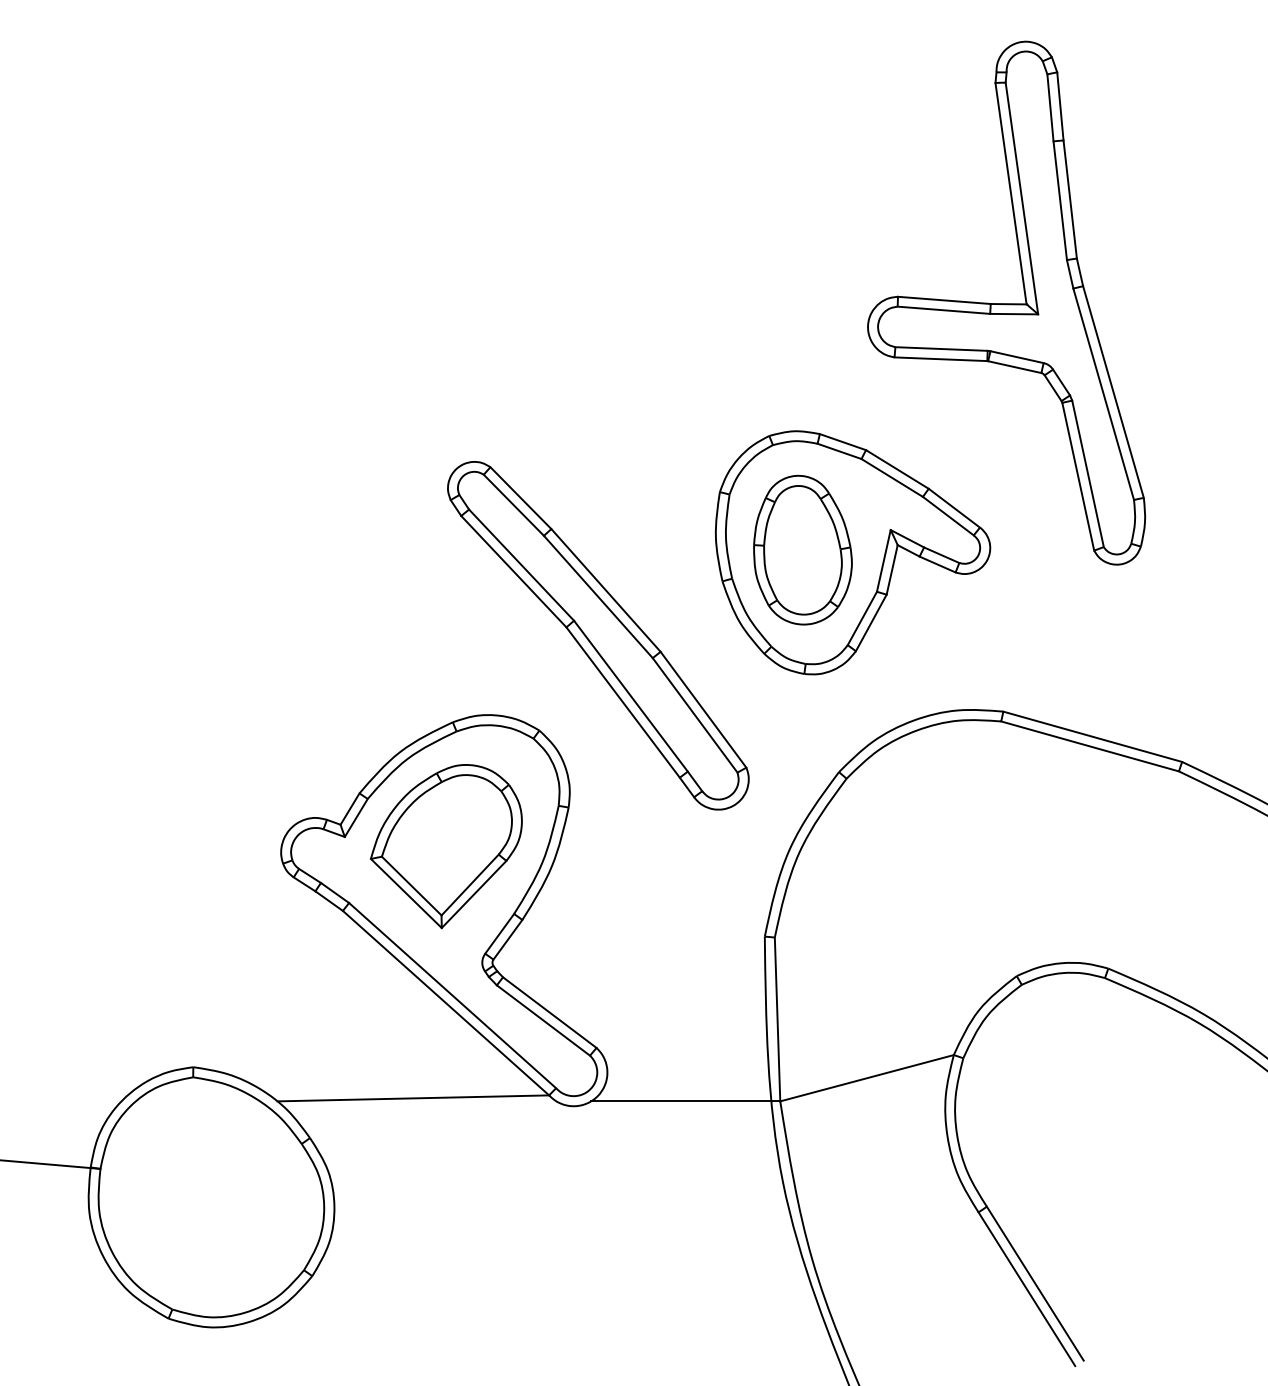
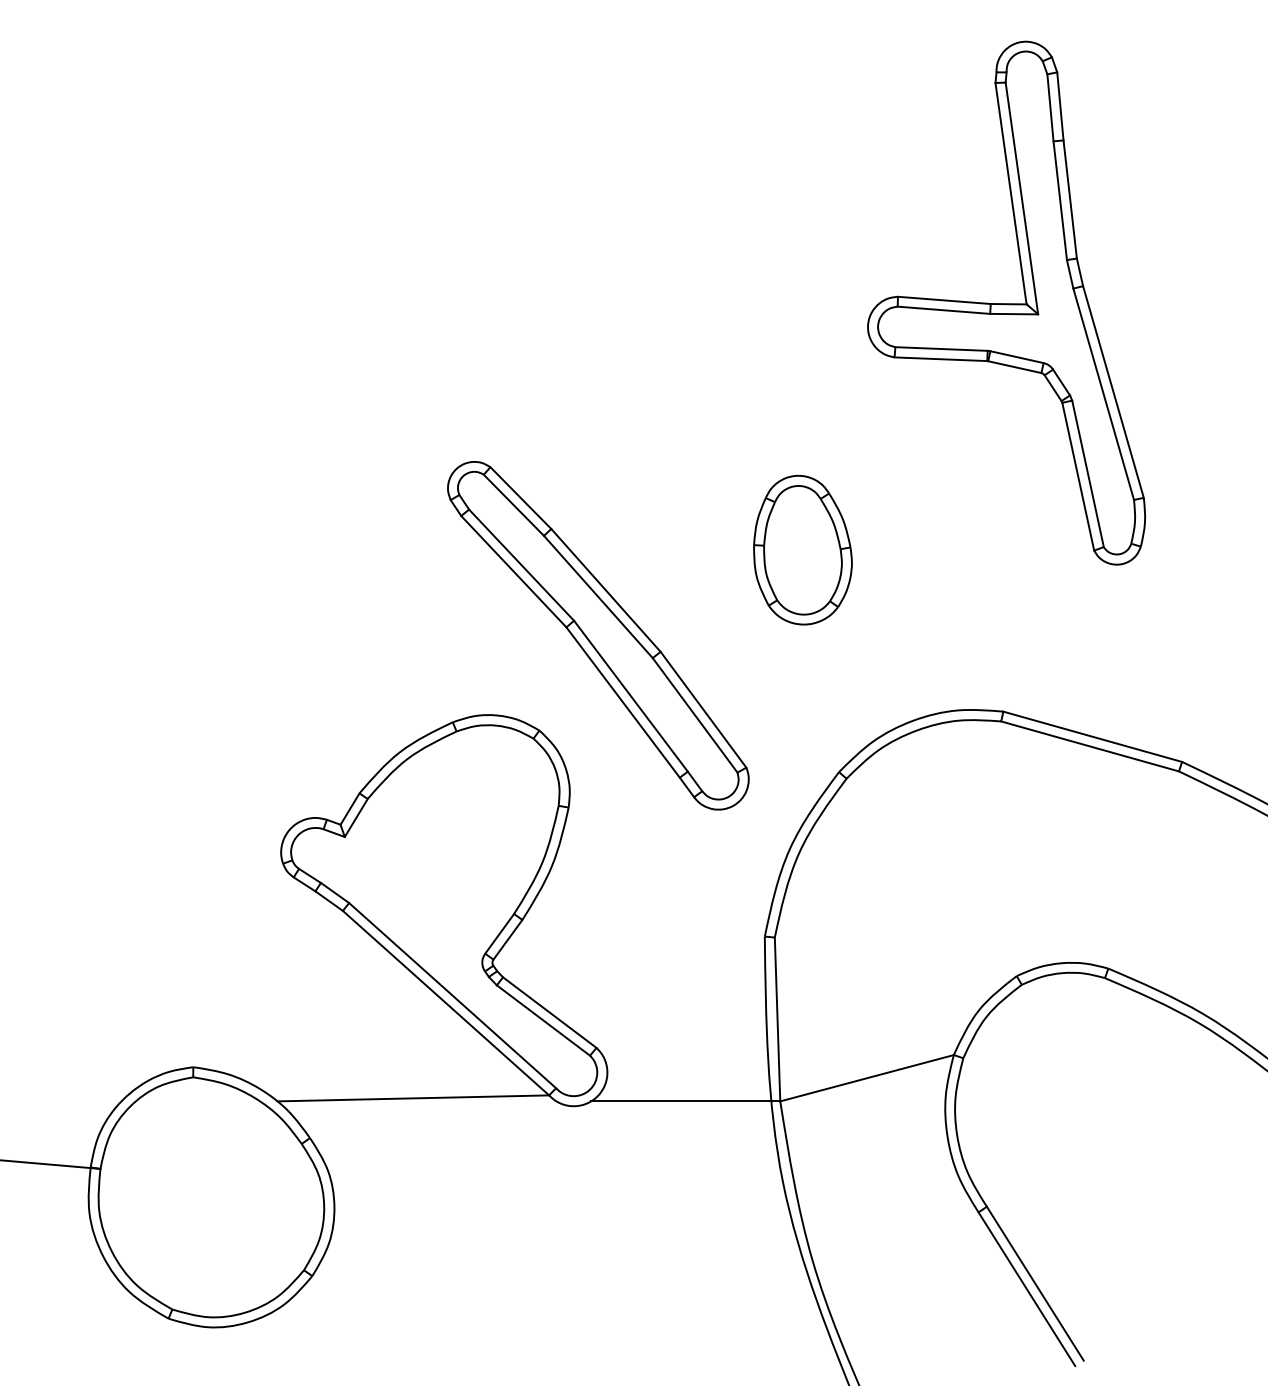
part: present -> none (853, 552)
part: present -> none (446, 846)
